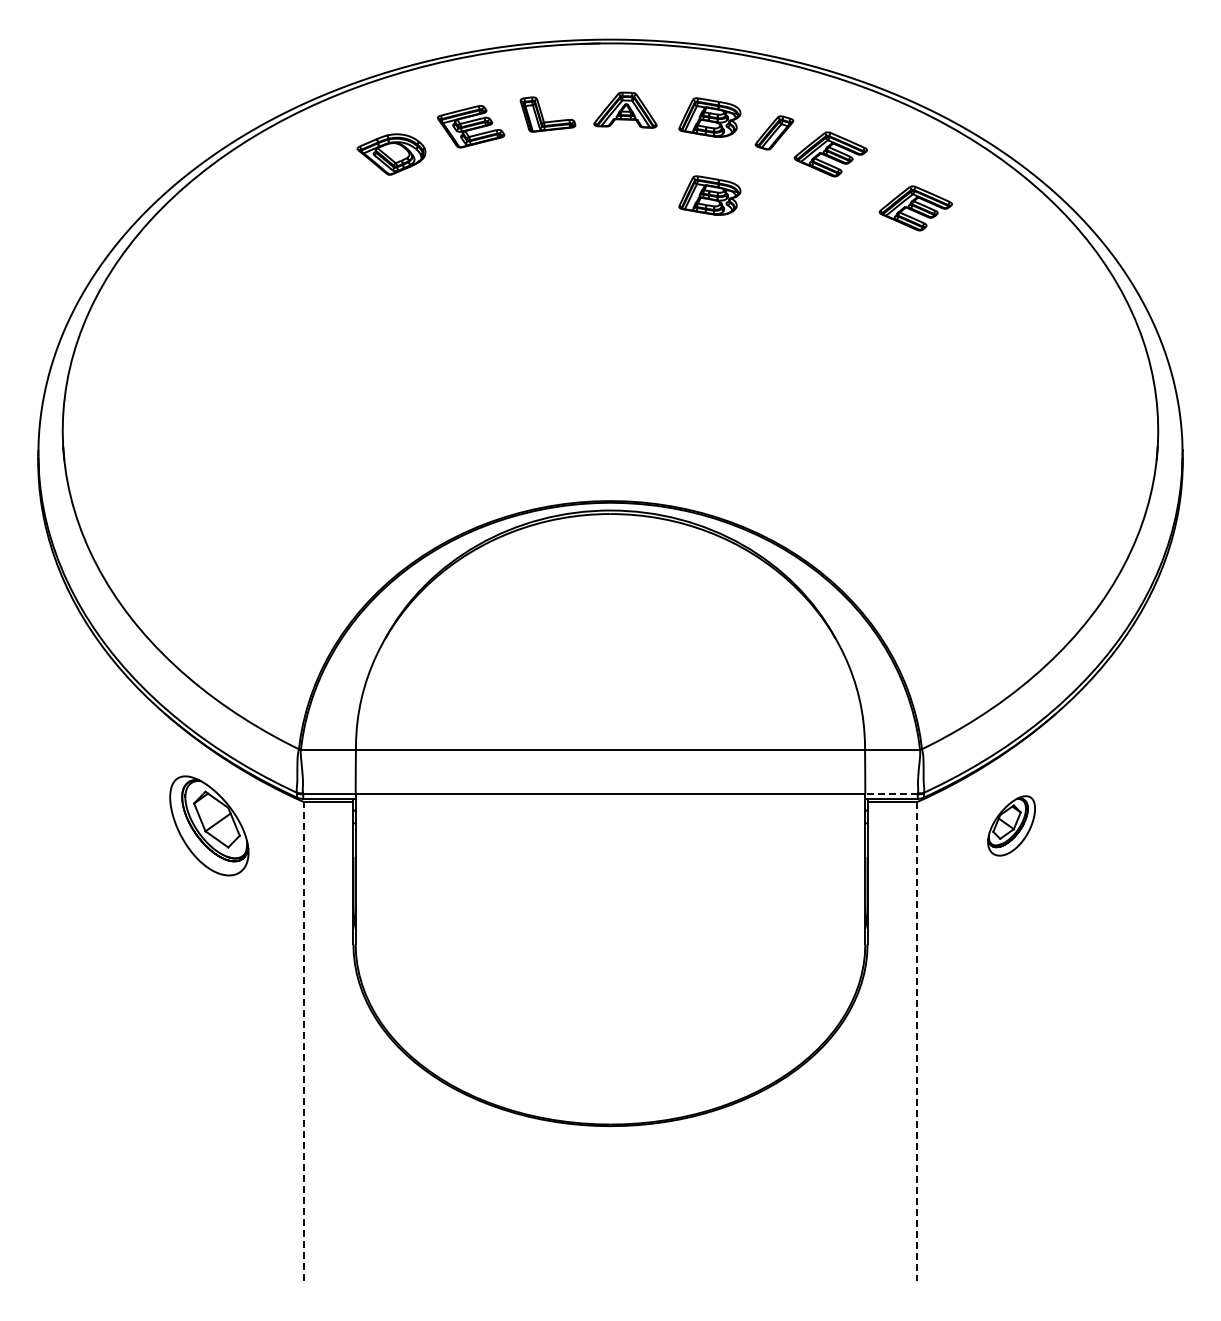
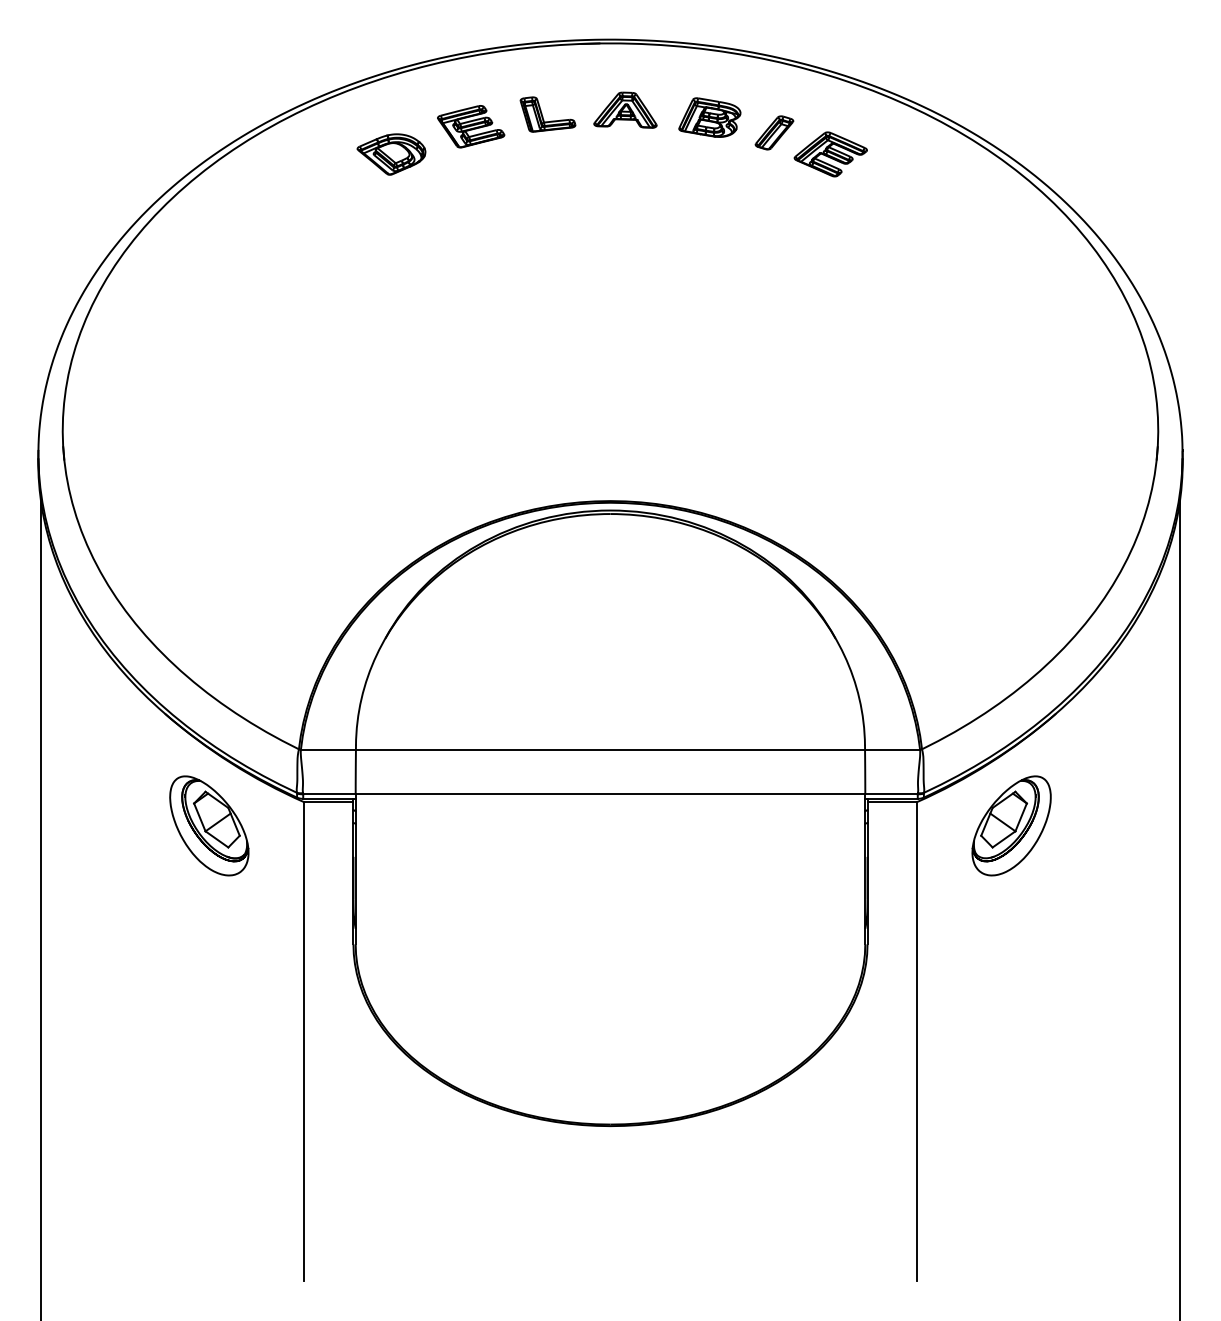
part: present -> none (709, 195)
part: present -> none (915, 208)
line: dashed -> solid (890, 794)
part size: 49x62 px -> 81x102 px (1011, 825)
line: none -> present (40, 907)
line: none -> present (1180, 907)
line: dashed -> solid (304, 1041)
line: dashed -> solid (916, 1041)
